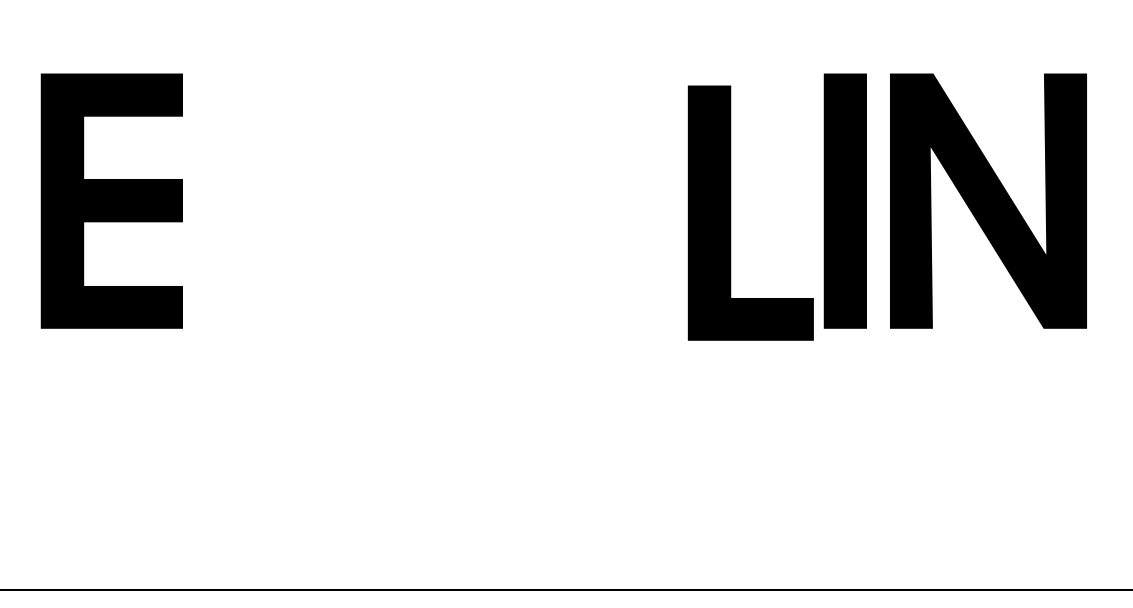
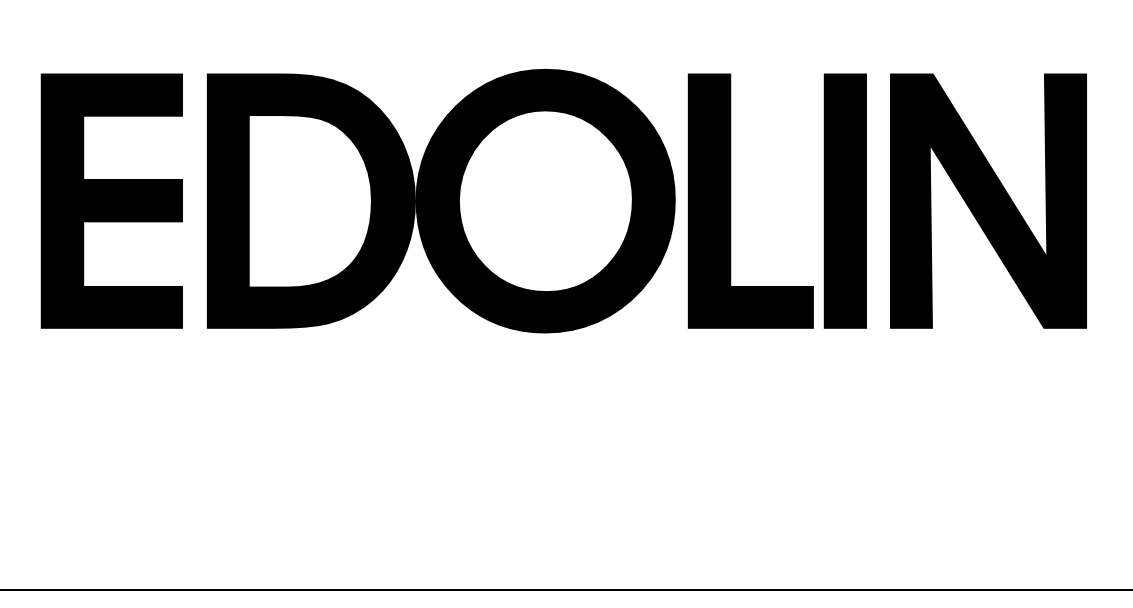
part: none -> present (440, 200)
part position: (731, 212) -> (731, 200) (731, 200)
